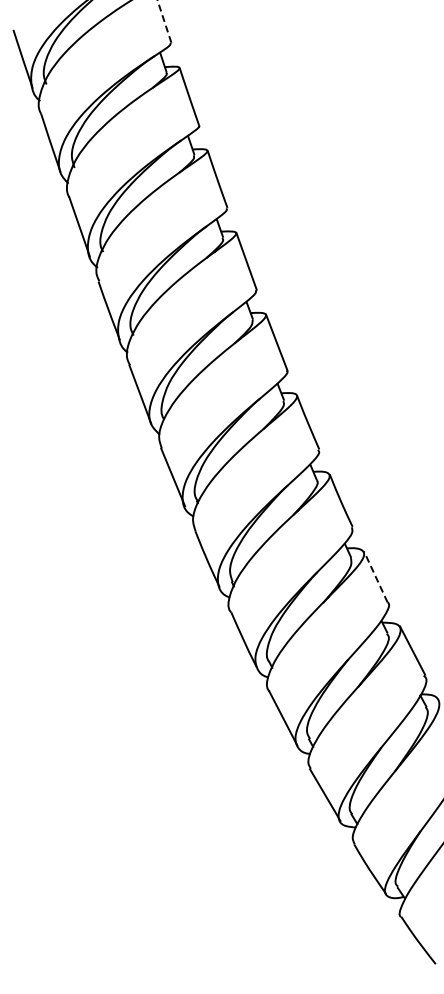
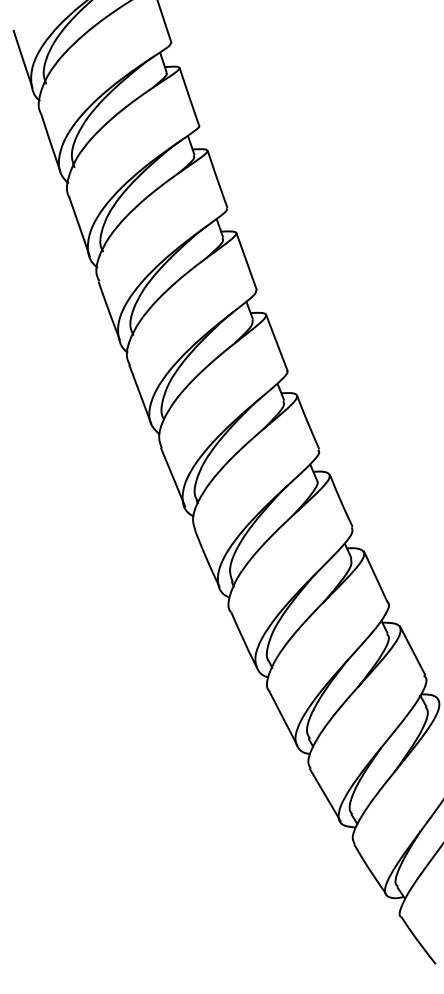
line: dashed -> solid (164, 21)
line: dashed -> solid (375, 576)
